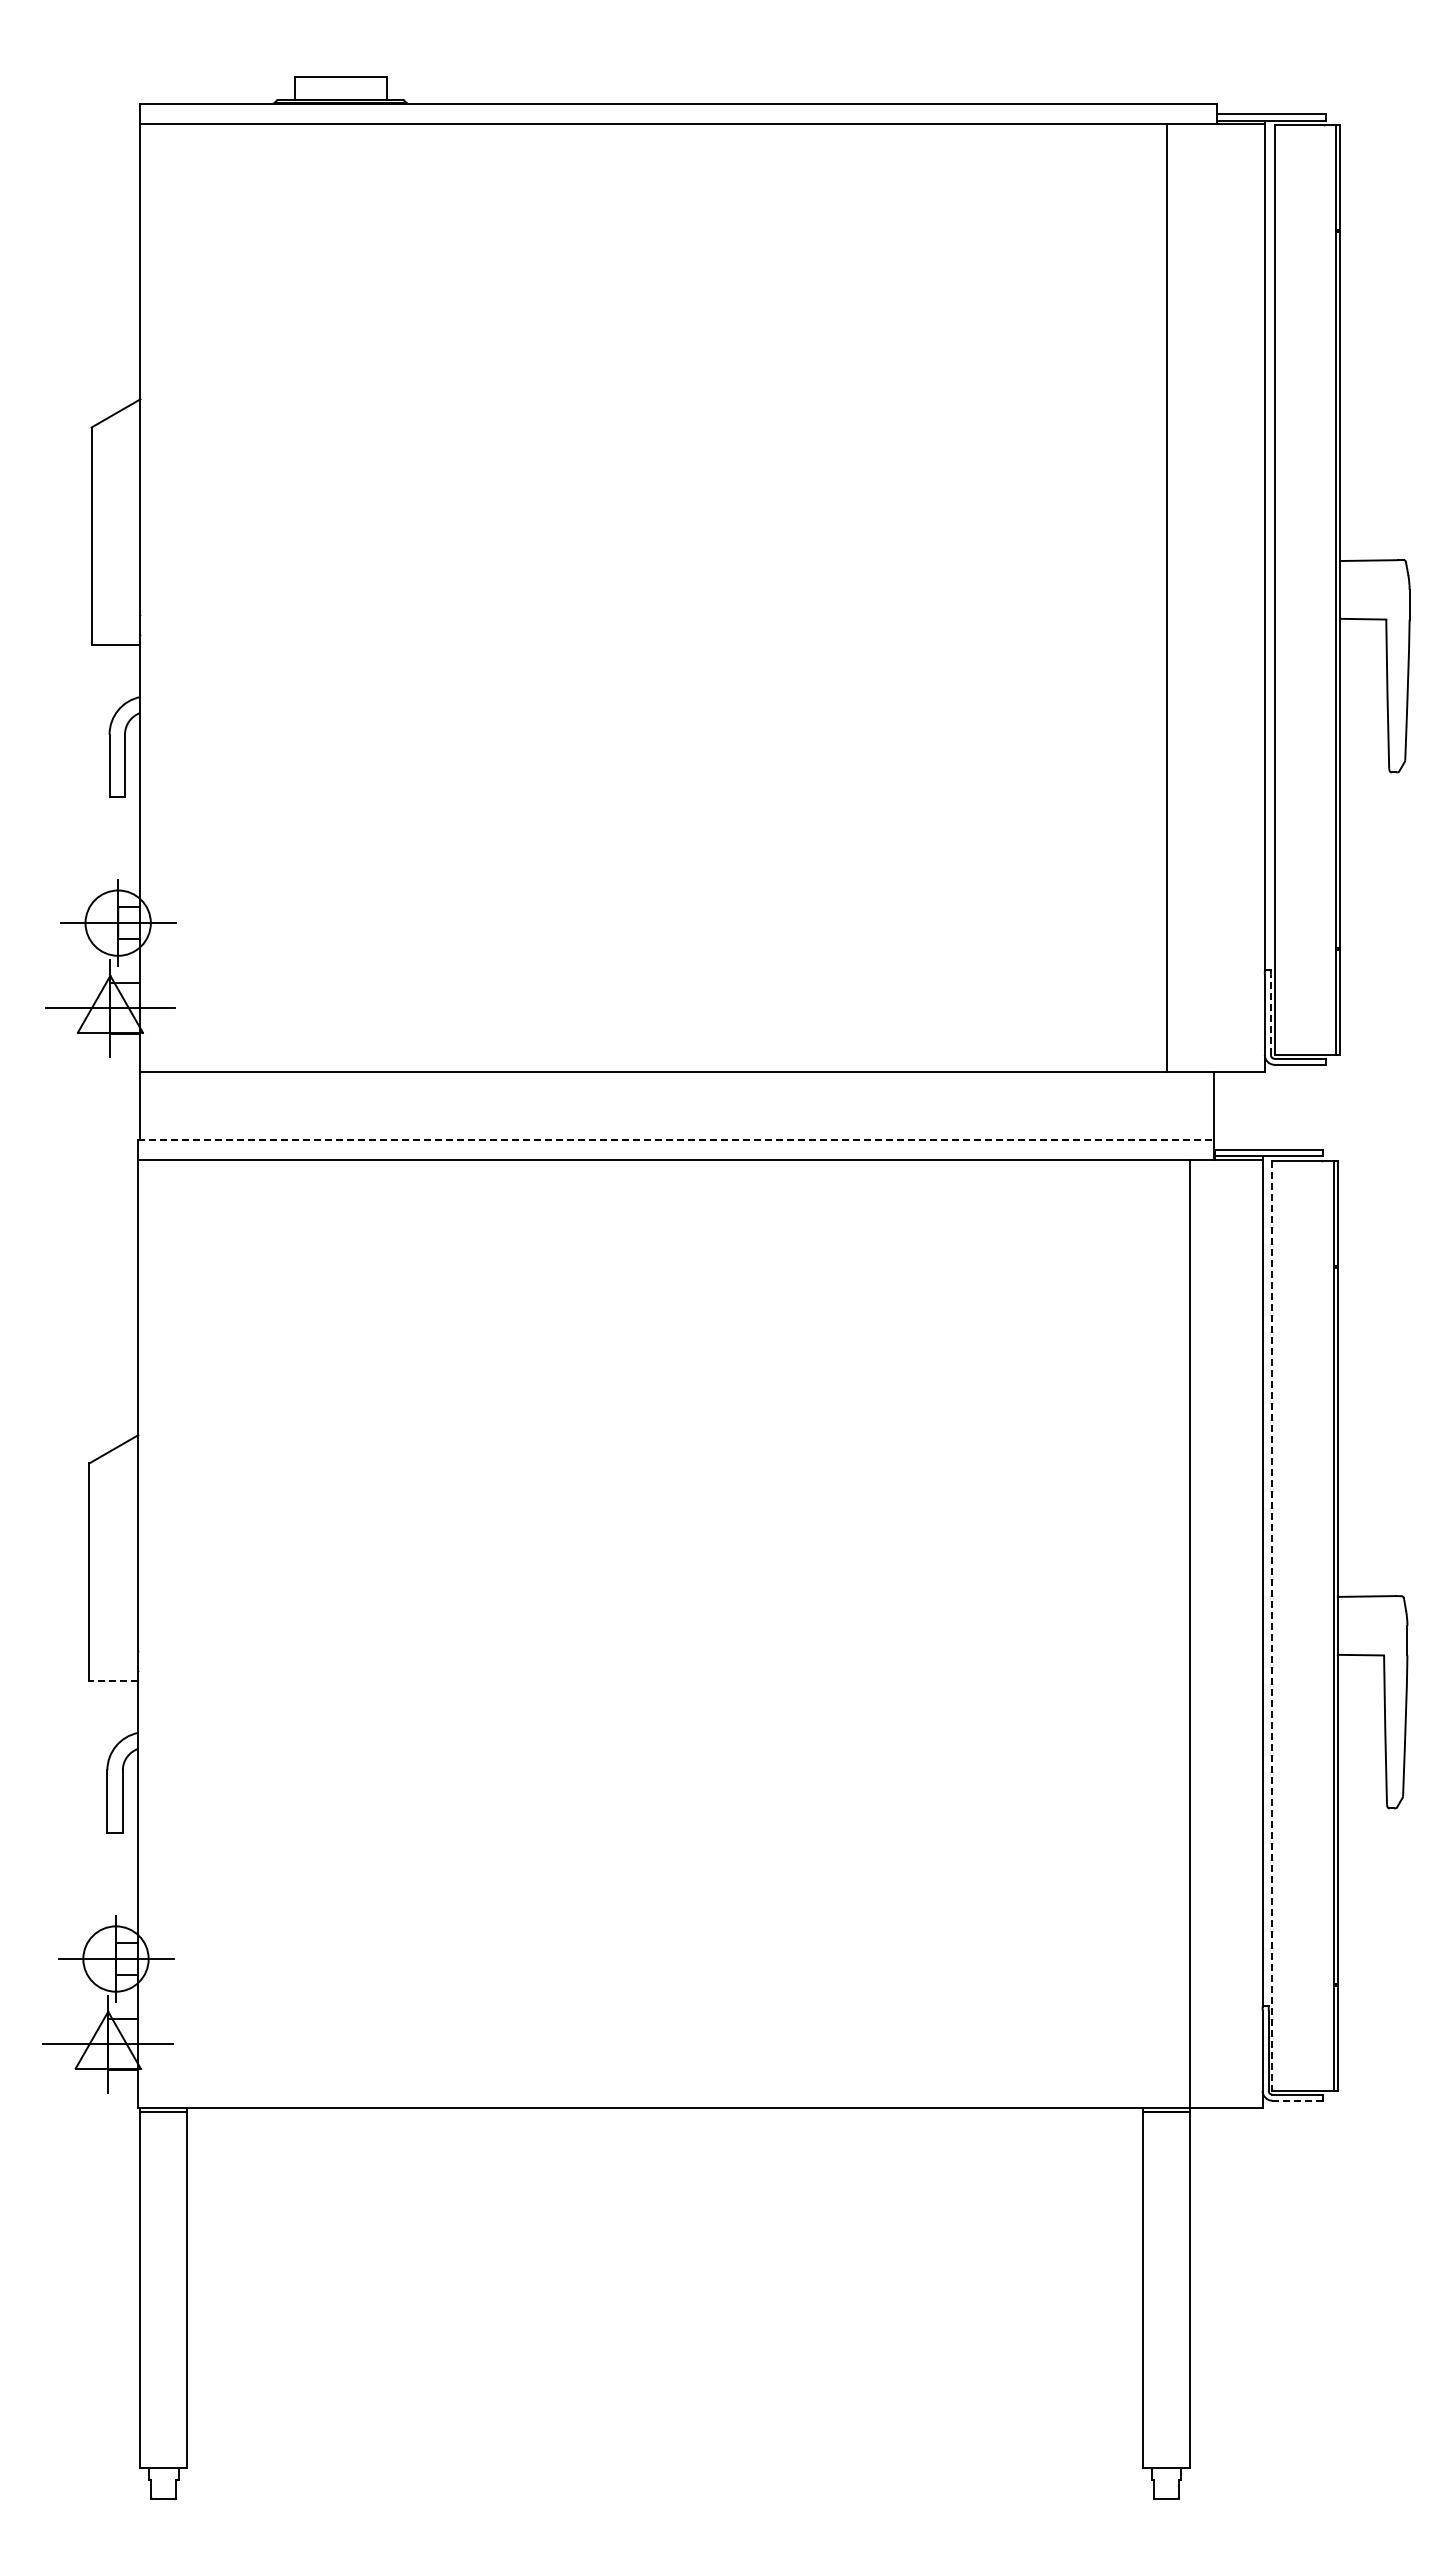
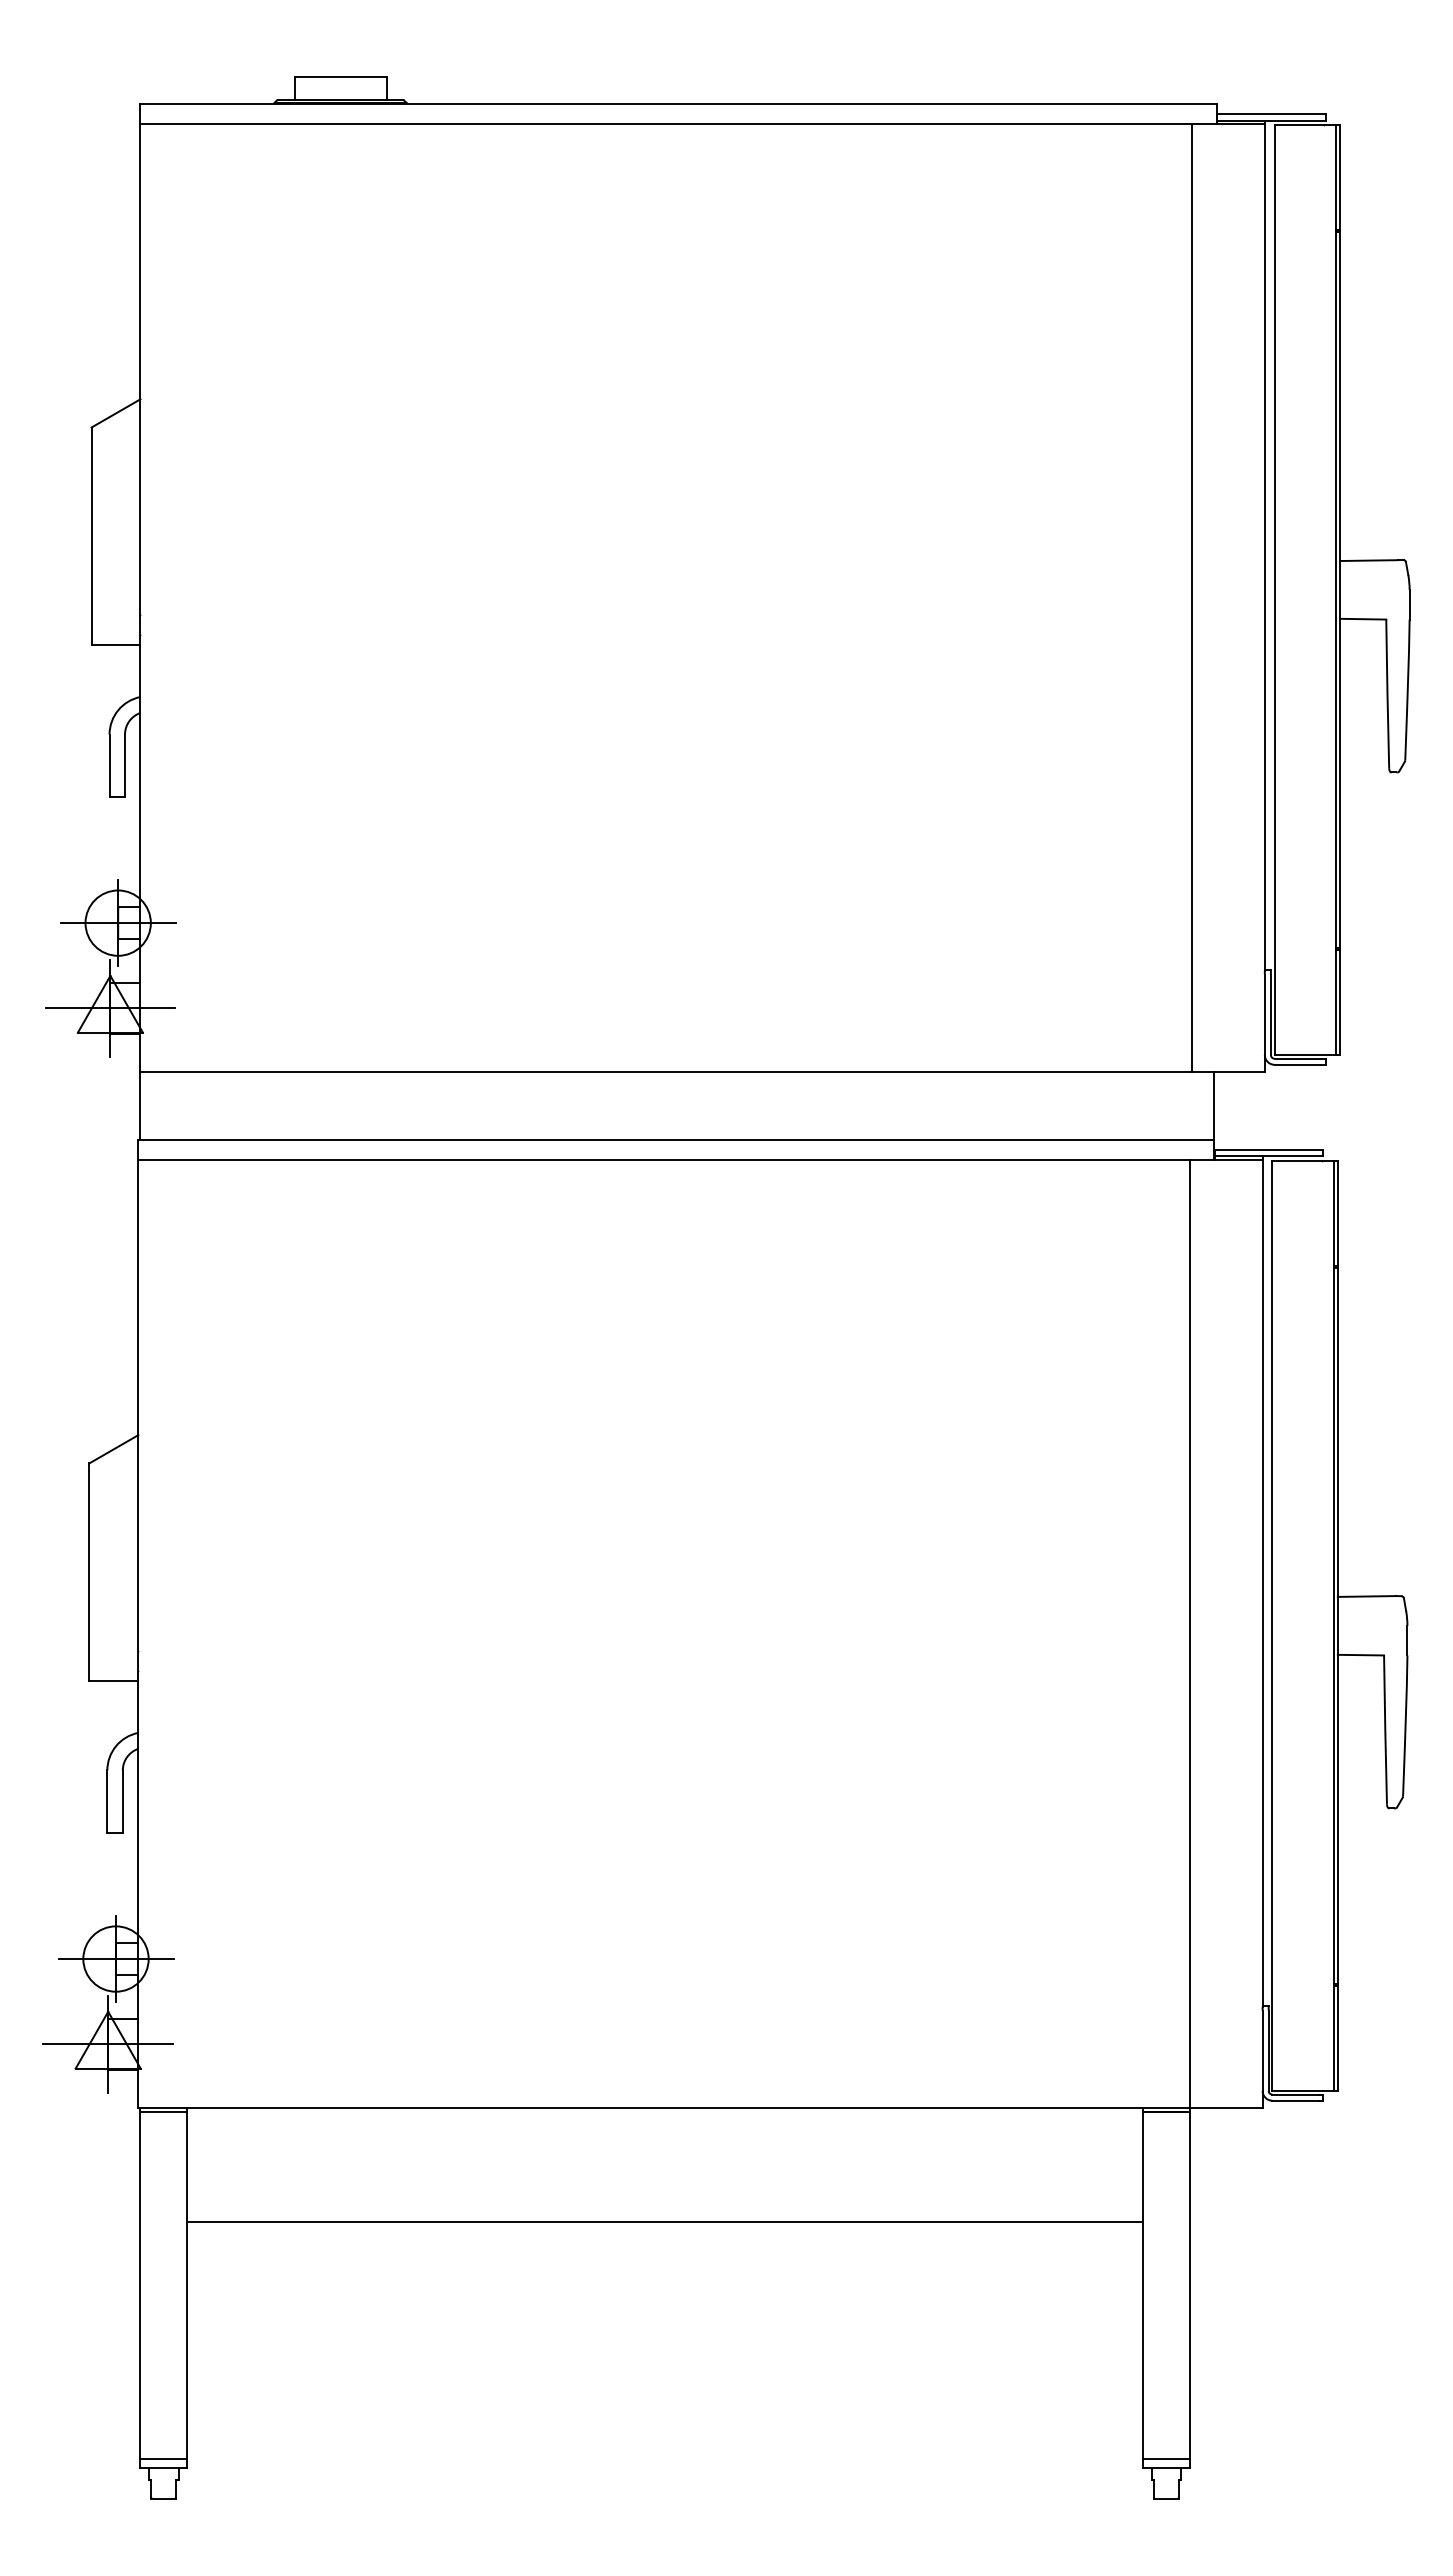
line position: (1166, 598) -> (1191, 598) (1191, 598)
line: dashed -> solid (1270, 1014)
line: dashed -> solid (676, 1139)
line: dashed -> solid (1272, 1626)
line: dashed -> solid (113, 1681)
line: dashed -> solid (1295, 2100)
line: none -> present (664, 2221)
line: none -> present (163, 2458)
line: none -> present (1166, 2458)
